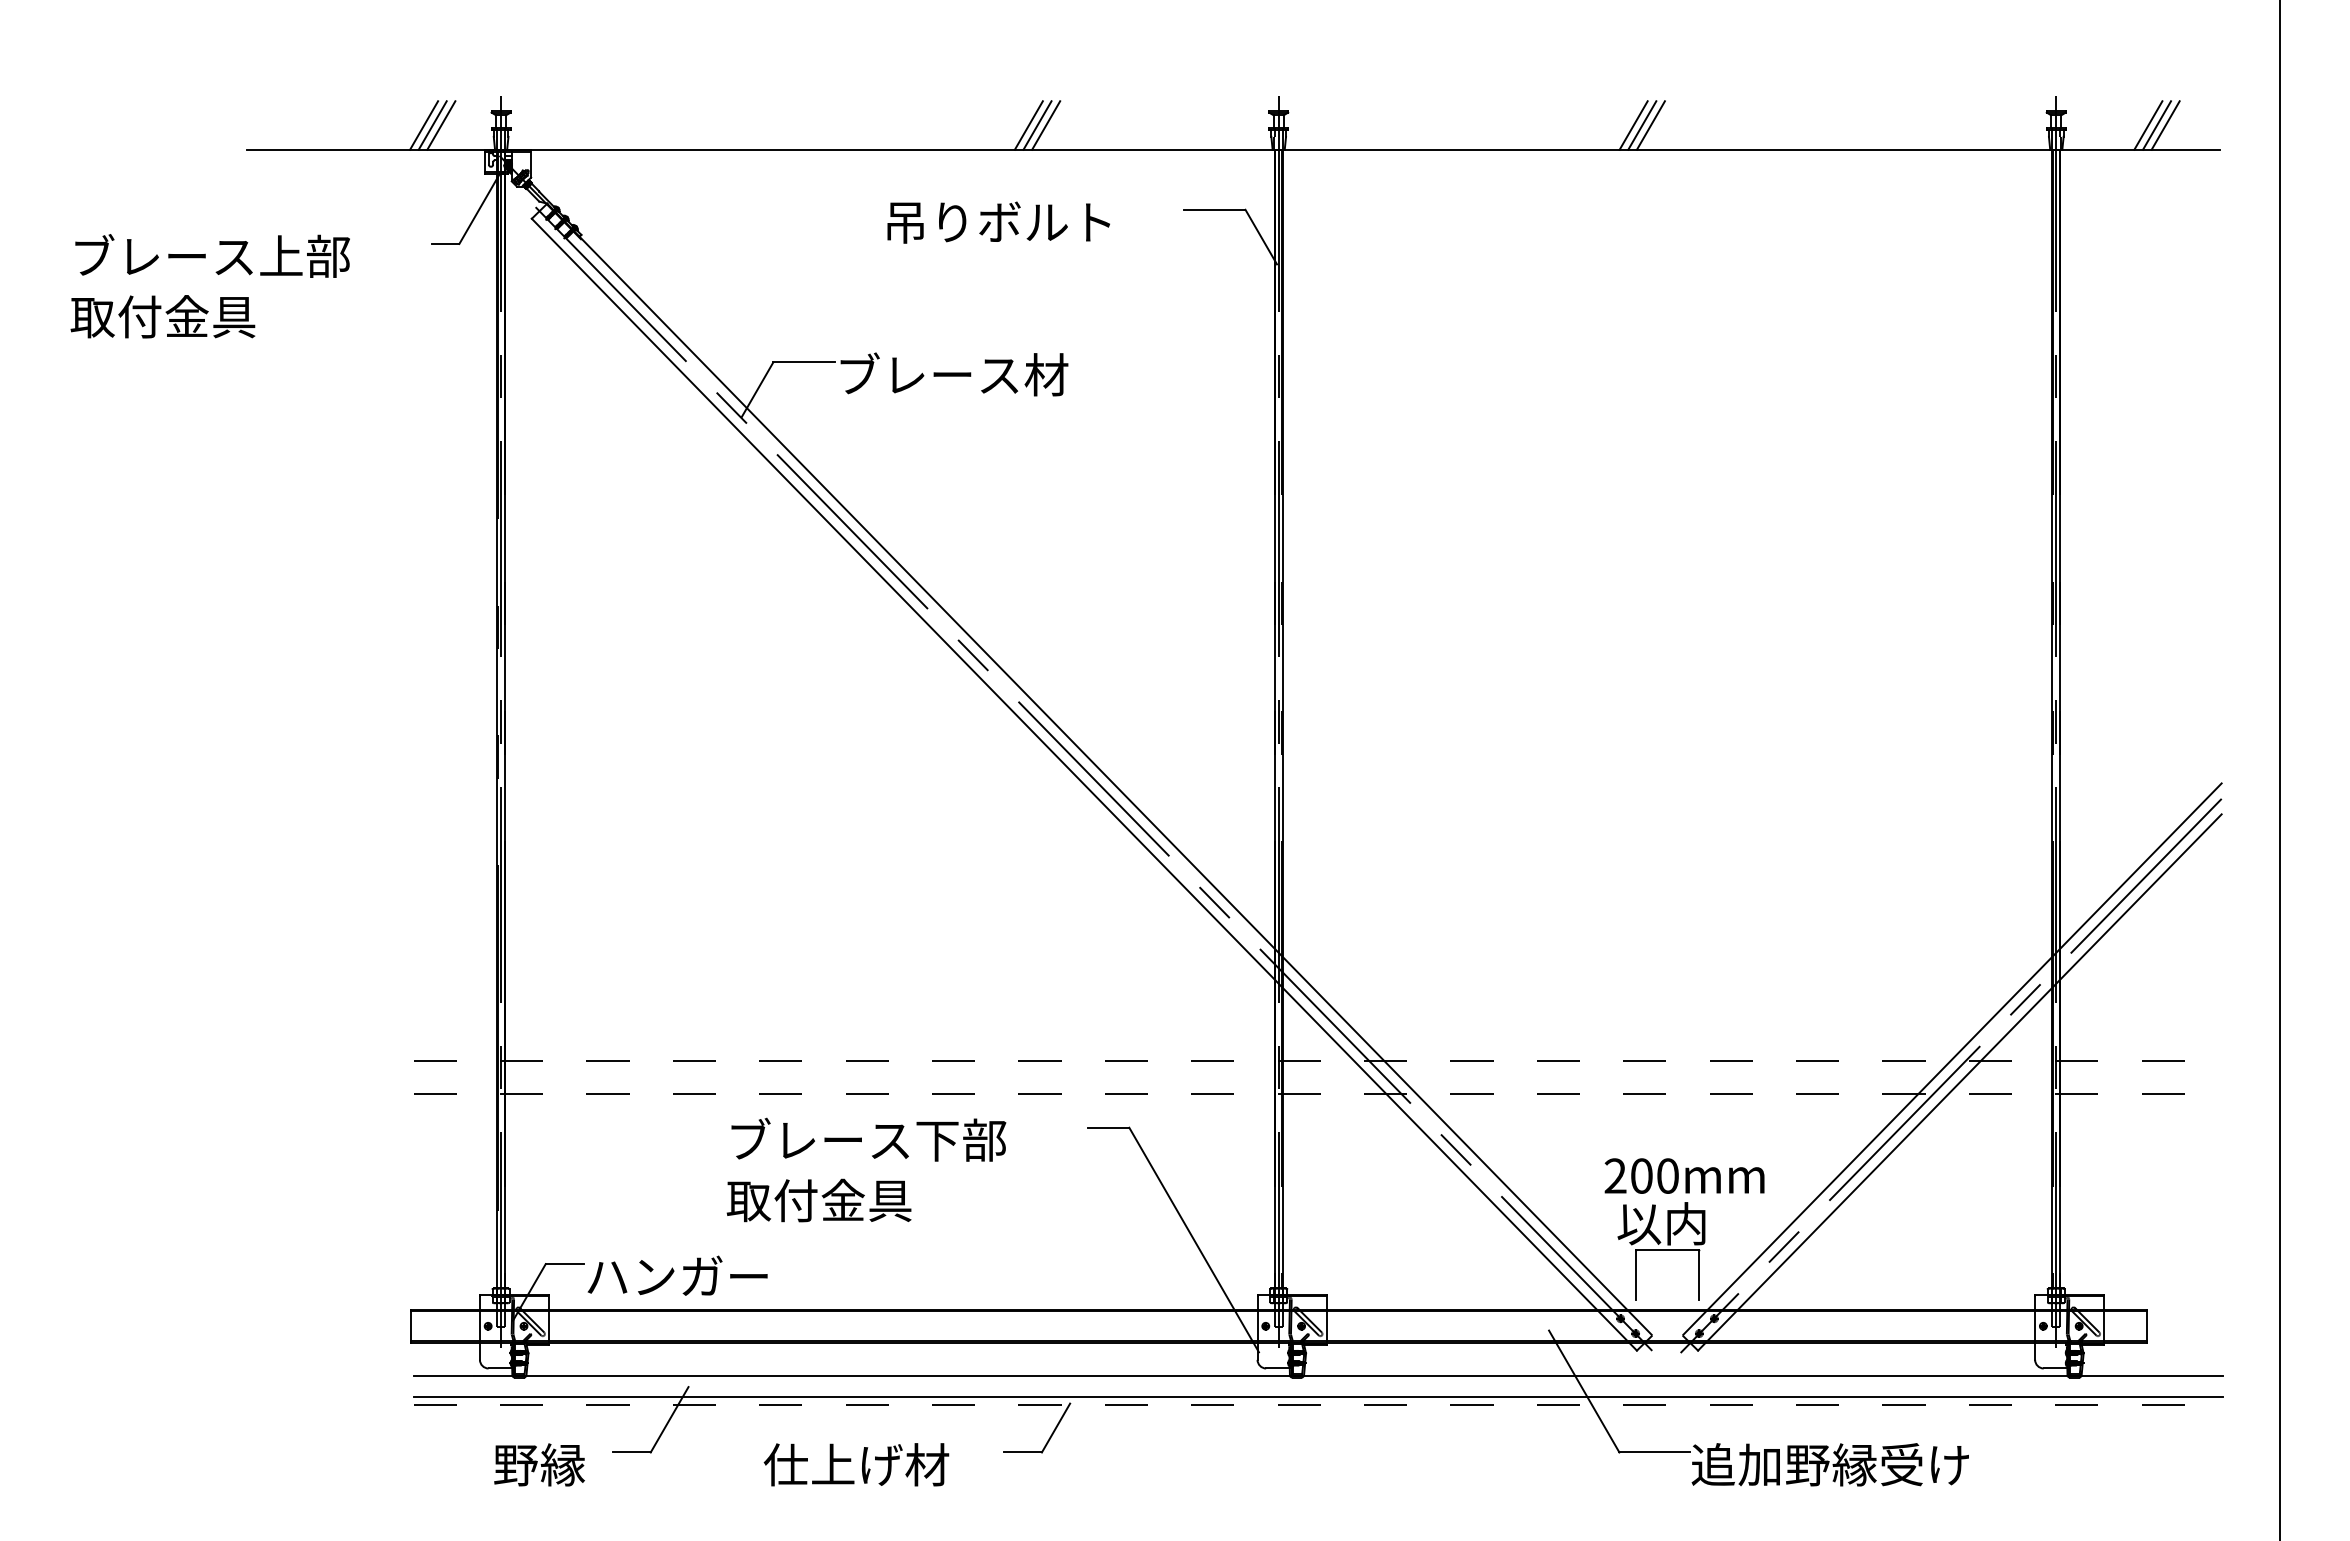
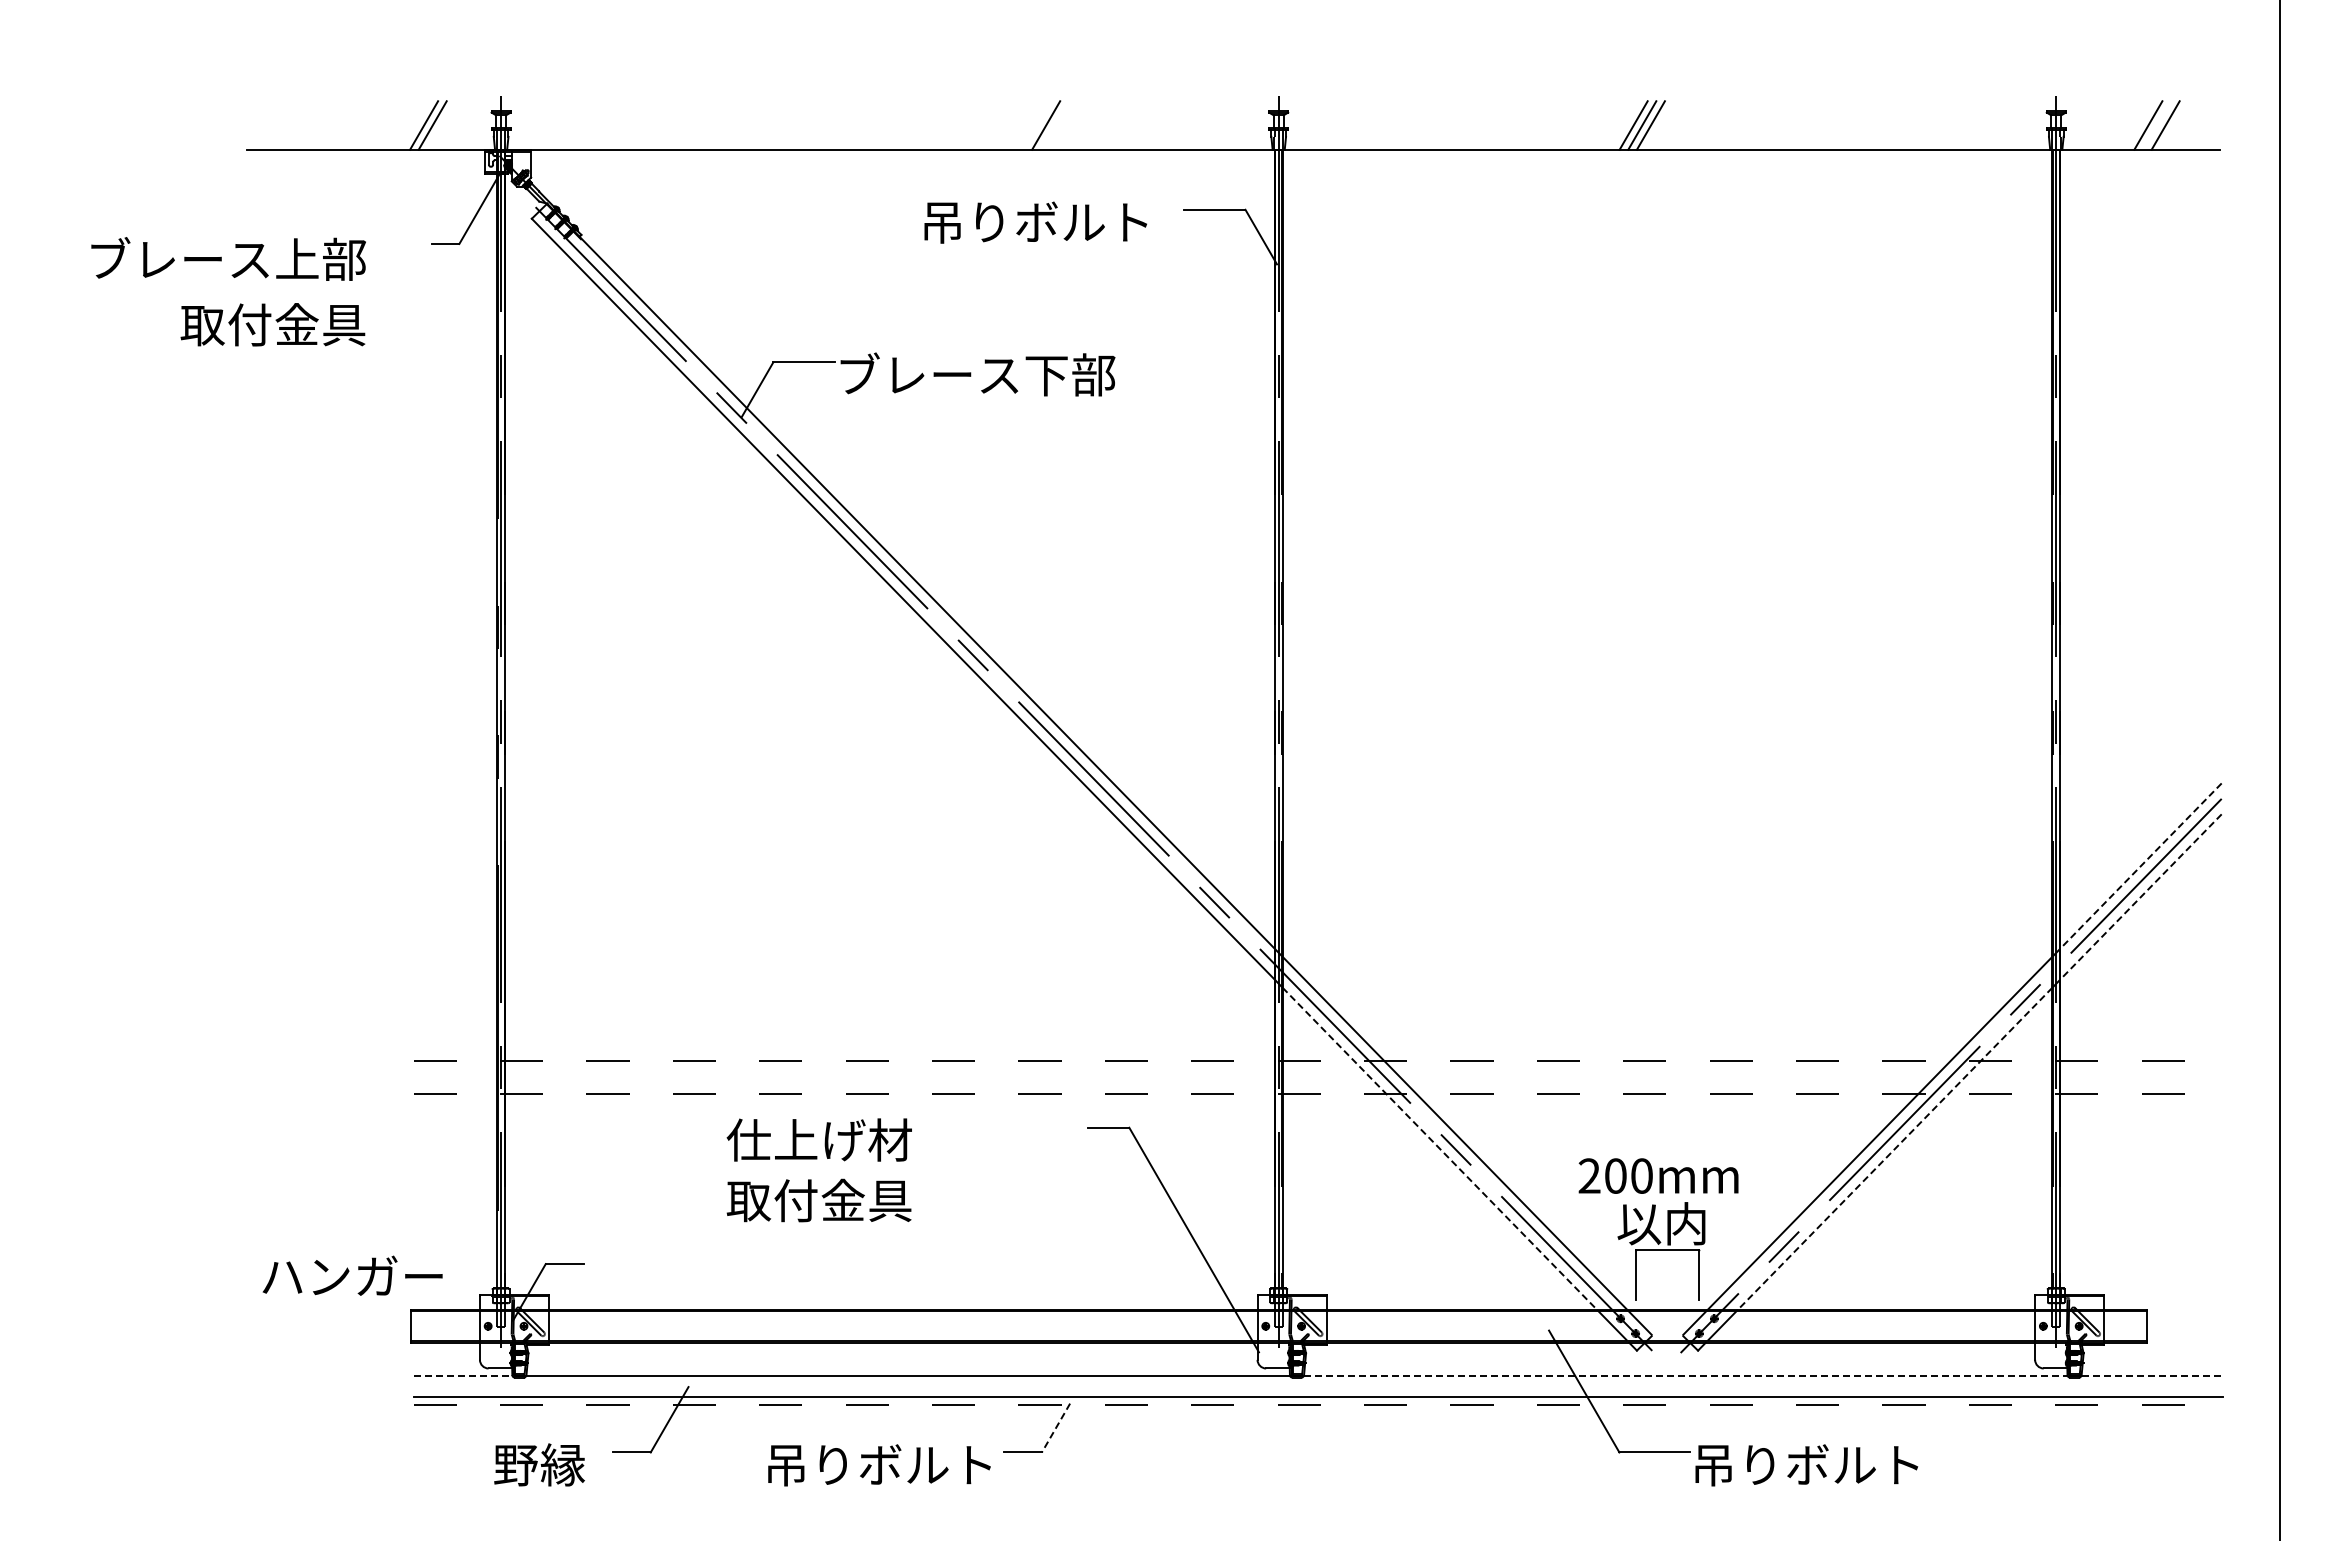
line: present -> none (441, 125)
line: present -> none (1028, 125)
line: present -> none (1037, 125)
line: present -> none (2157, 125)
text position: (998, 222) -> (1035, 222) (1035, 222)
text position: (212, 255) -> (228, 258) (228, 258)
text position: (162, 316) -> (272, 324) (272, 324)
text: ブレース材 -> ブレース下部 (1069, 374)
line: solid -> dashed (2140, 866)
line: solid -> dashed (2140, 897)
text: ブレース下部 -> 仕上げ材 (866, 1139)
line: solid -> dashed (1440, 1149)
line: solid -> dashed (1894, 1149)
text position: (1684, 1175) -> (1658, 1175) (1658, 1175)
text position: (677, 1275) -> (352, 1275) (352, 1275)
line: solid -> dashed (463, 1375)
line: solid -> dashed (1685, 1375)
line: solid -> dashed (2152, 1375)
line: solid -> dashed (1055, 1428)
text: 仕上げ材 -> 吊りボルト (876, 1464)
text: 追加野縁受け -> 吊りボルト (1829, 1464)
